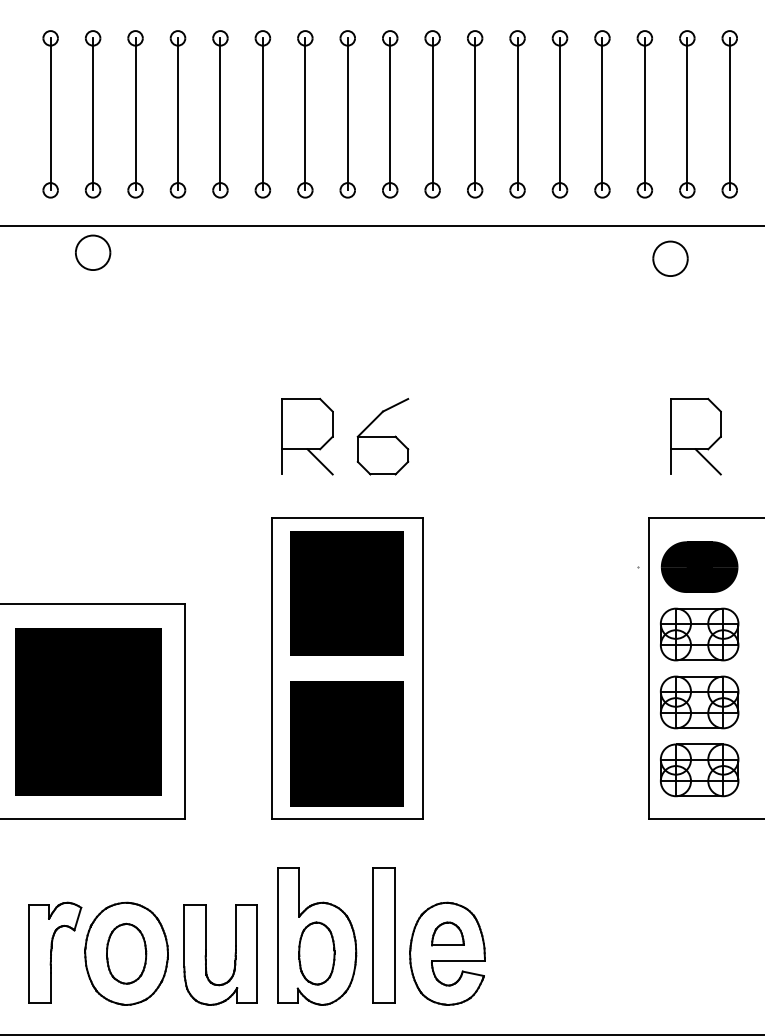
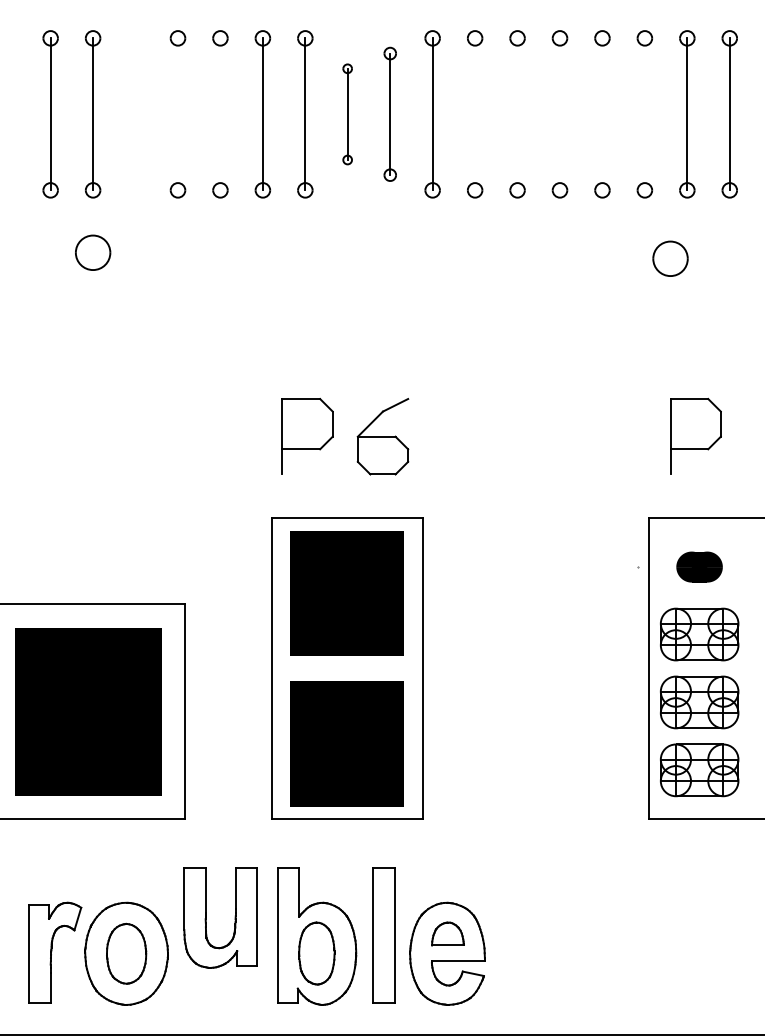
part: present -> none (135, 114)
line: present -> none (178, 114)
line: present -> none (220, 114)
part size: 17x169 px -> 11x103 px (347, 114)
part size: 17x169 px -> 14x136 px (389, 113)
line: present -> none (475, 114)
line: present -> none (517, 114)
line: present -> none (560, 114)
line: present -> none (602, 114)
line: present -> none (644, 114)
line: present -> none (381, 226)
line: present -> none (319, 461)
line: present -> none (707, 461)
part size: 79x52 px -> 47x32 px (699, 566)
part position: (206, 954) -> (206, 917) (206, 917)
